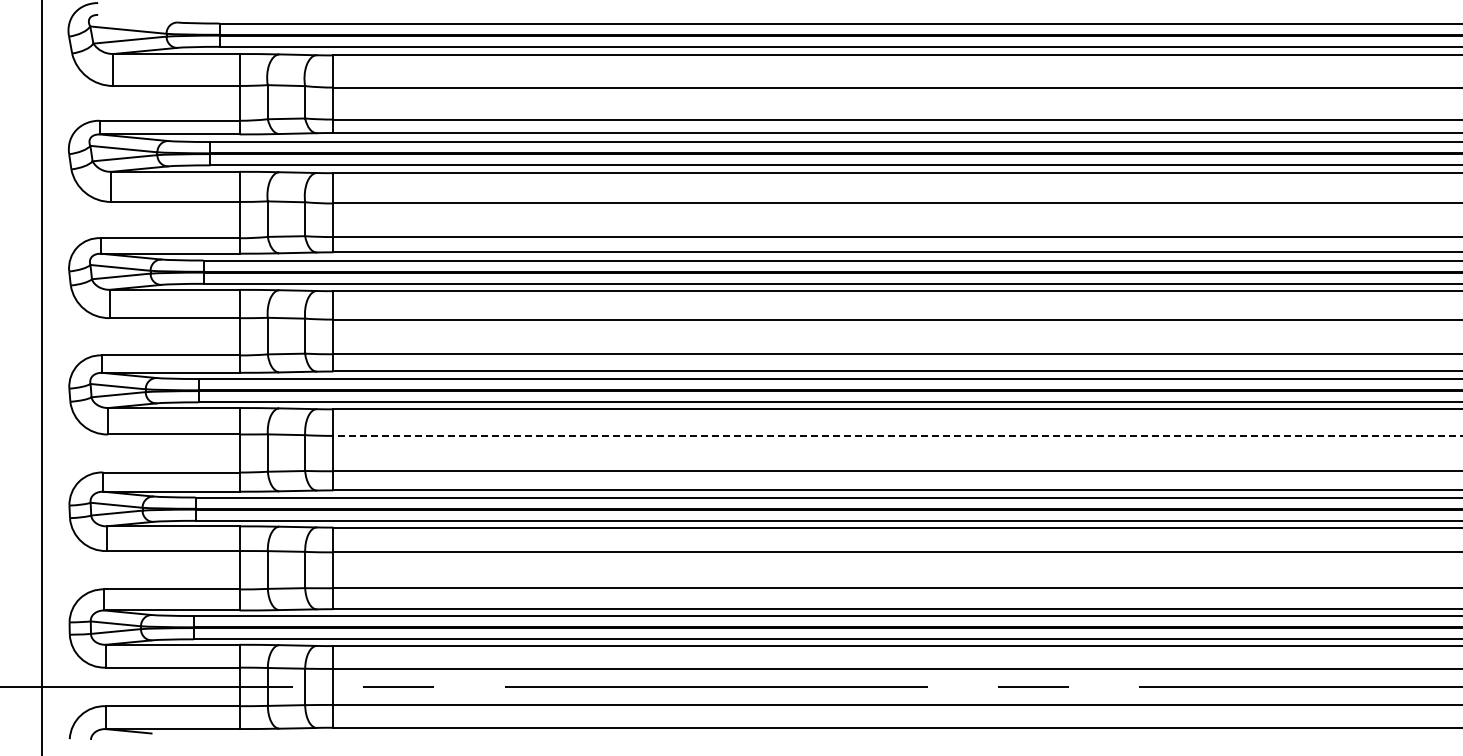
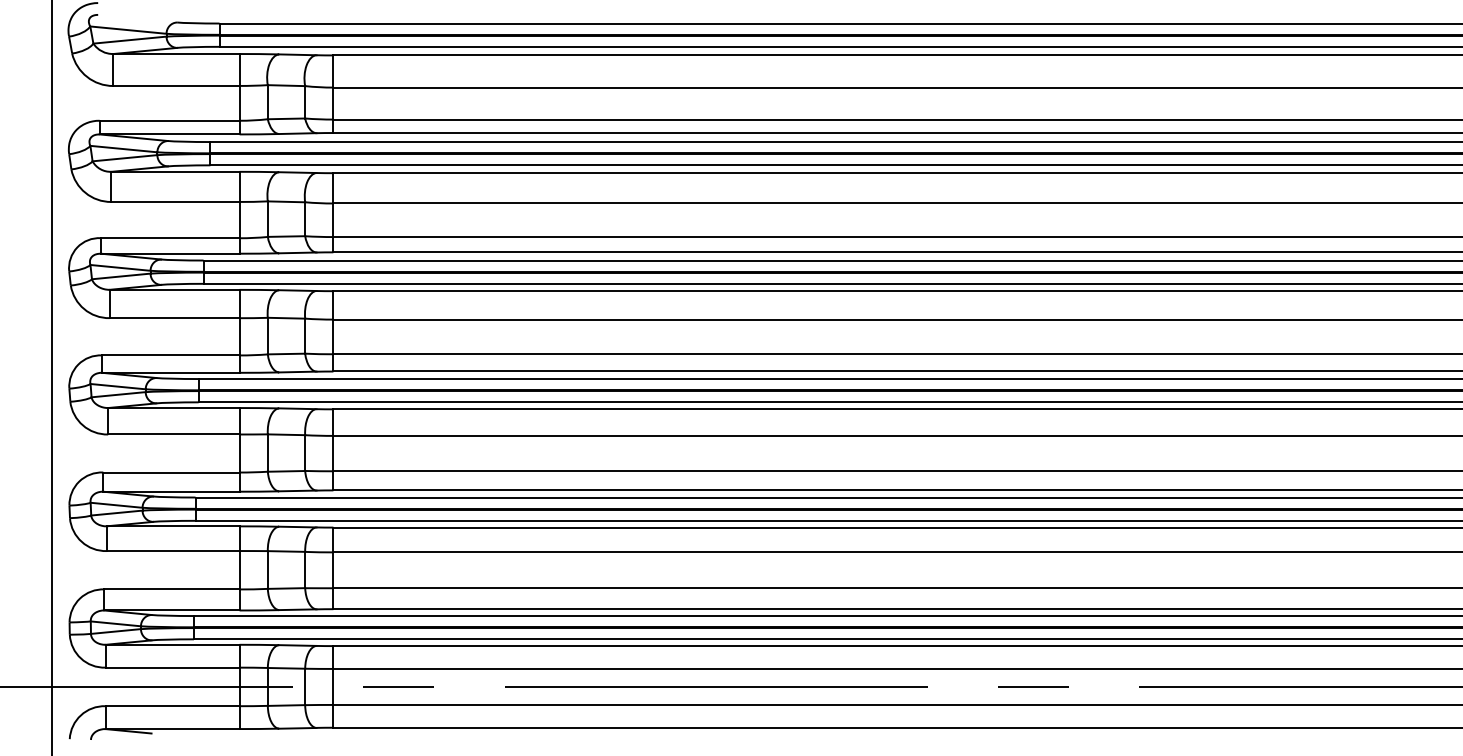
line position: (41, 377) -> (51, 377) (51, 377)
line: dashed -> solid (897, 435)
